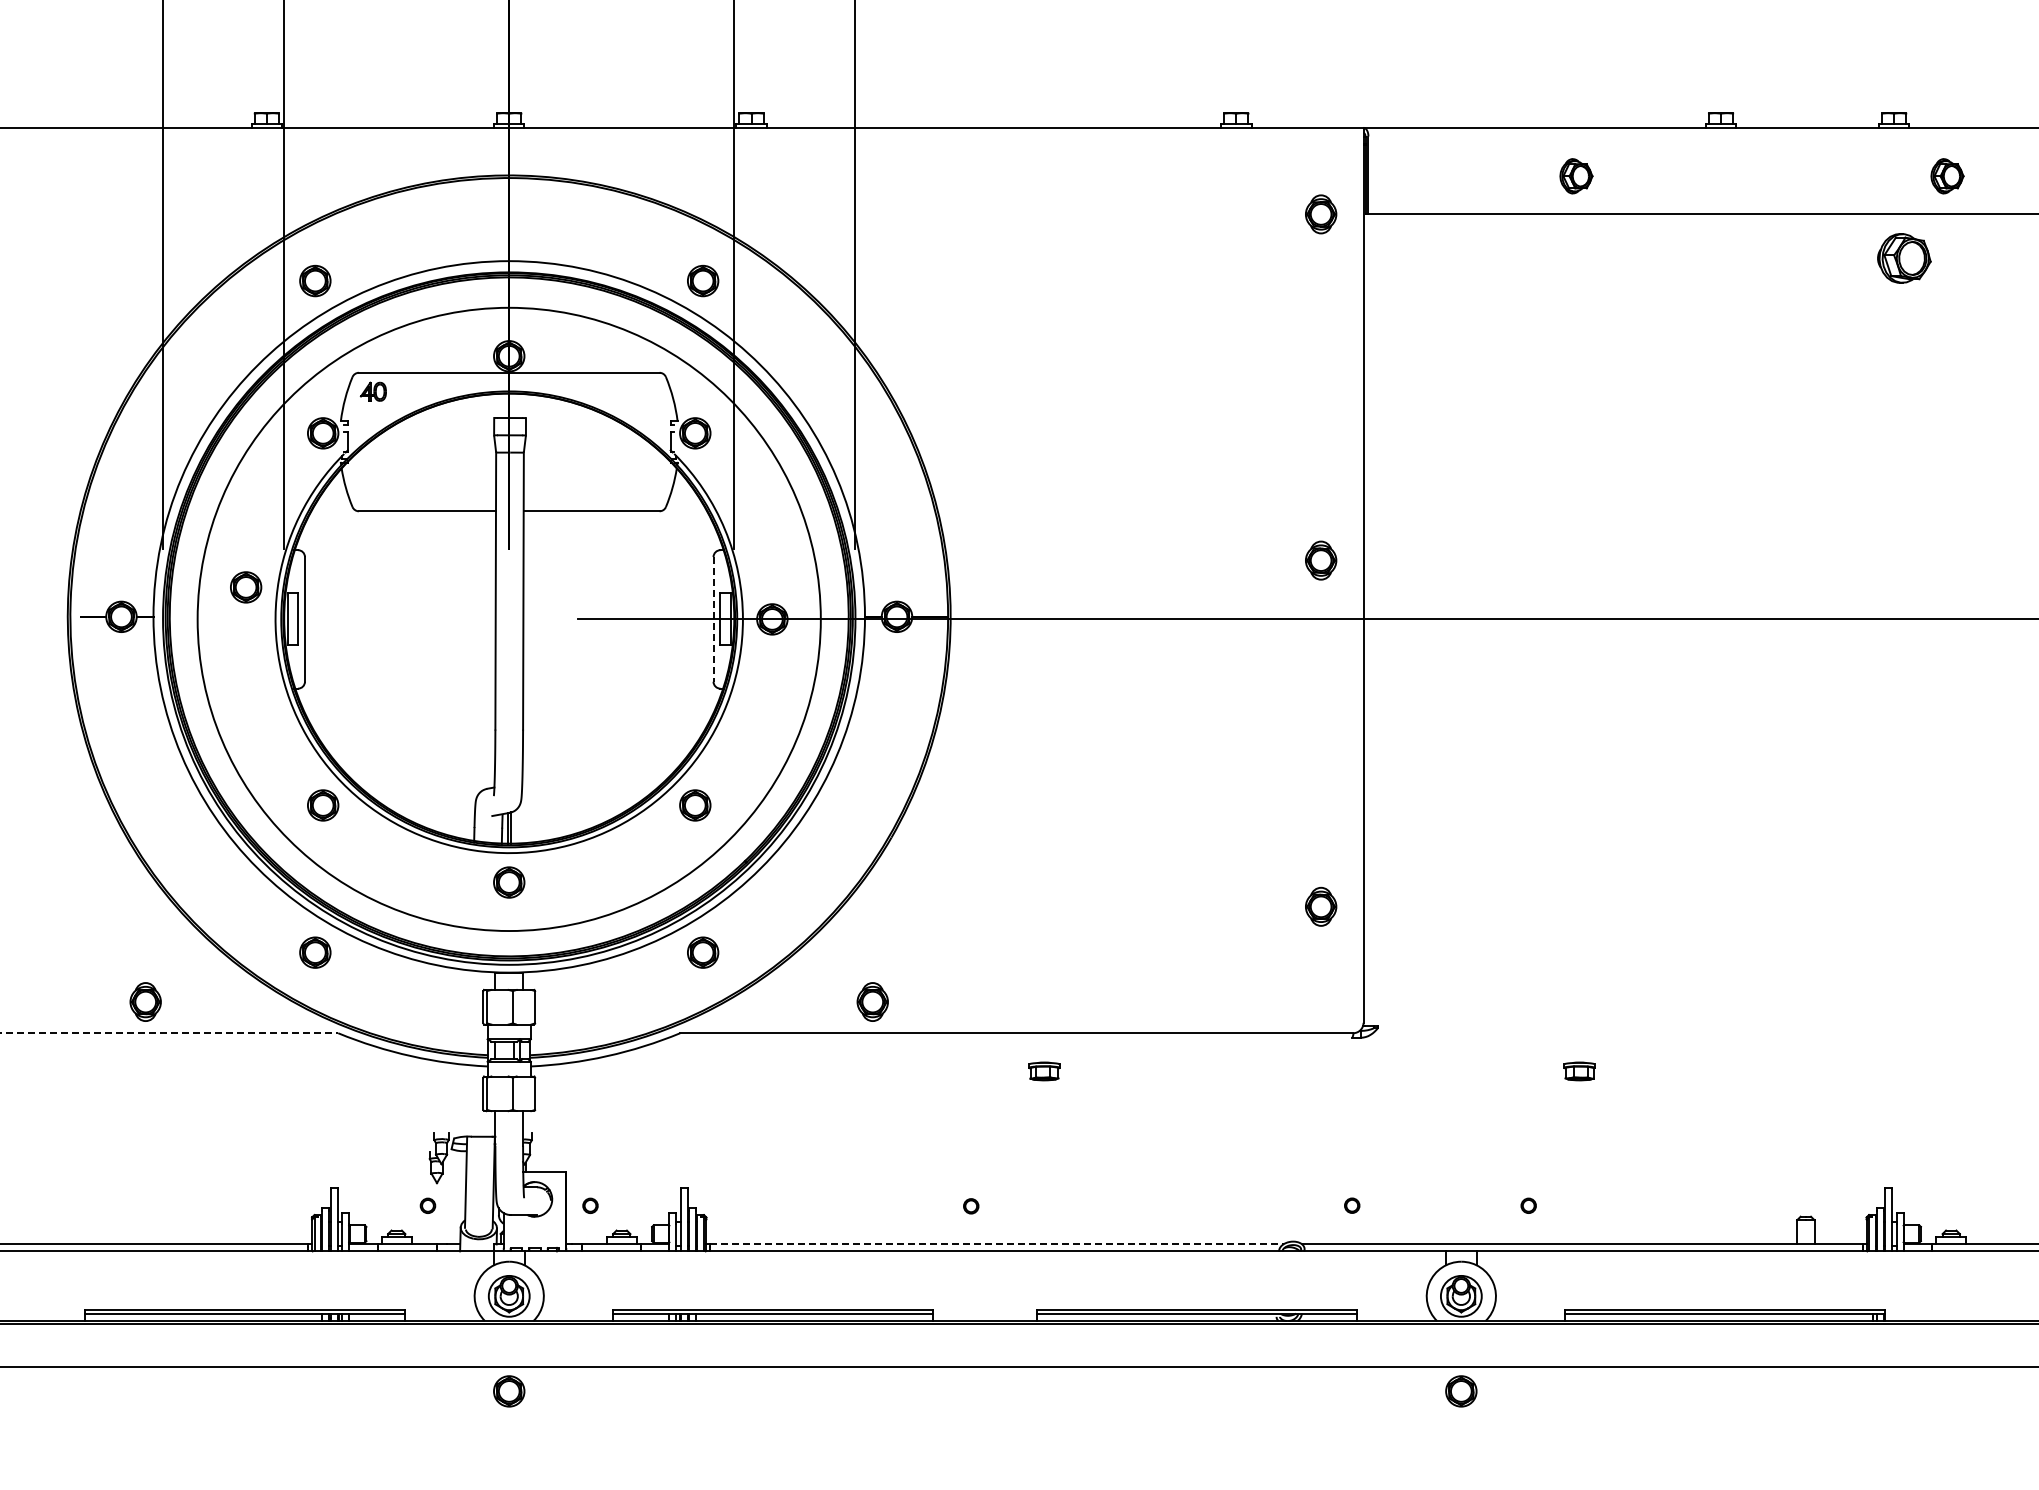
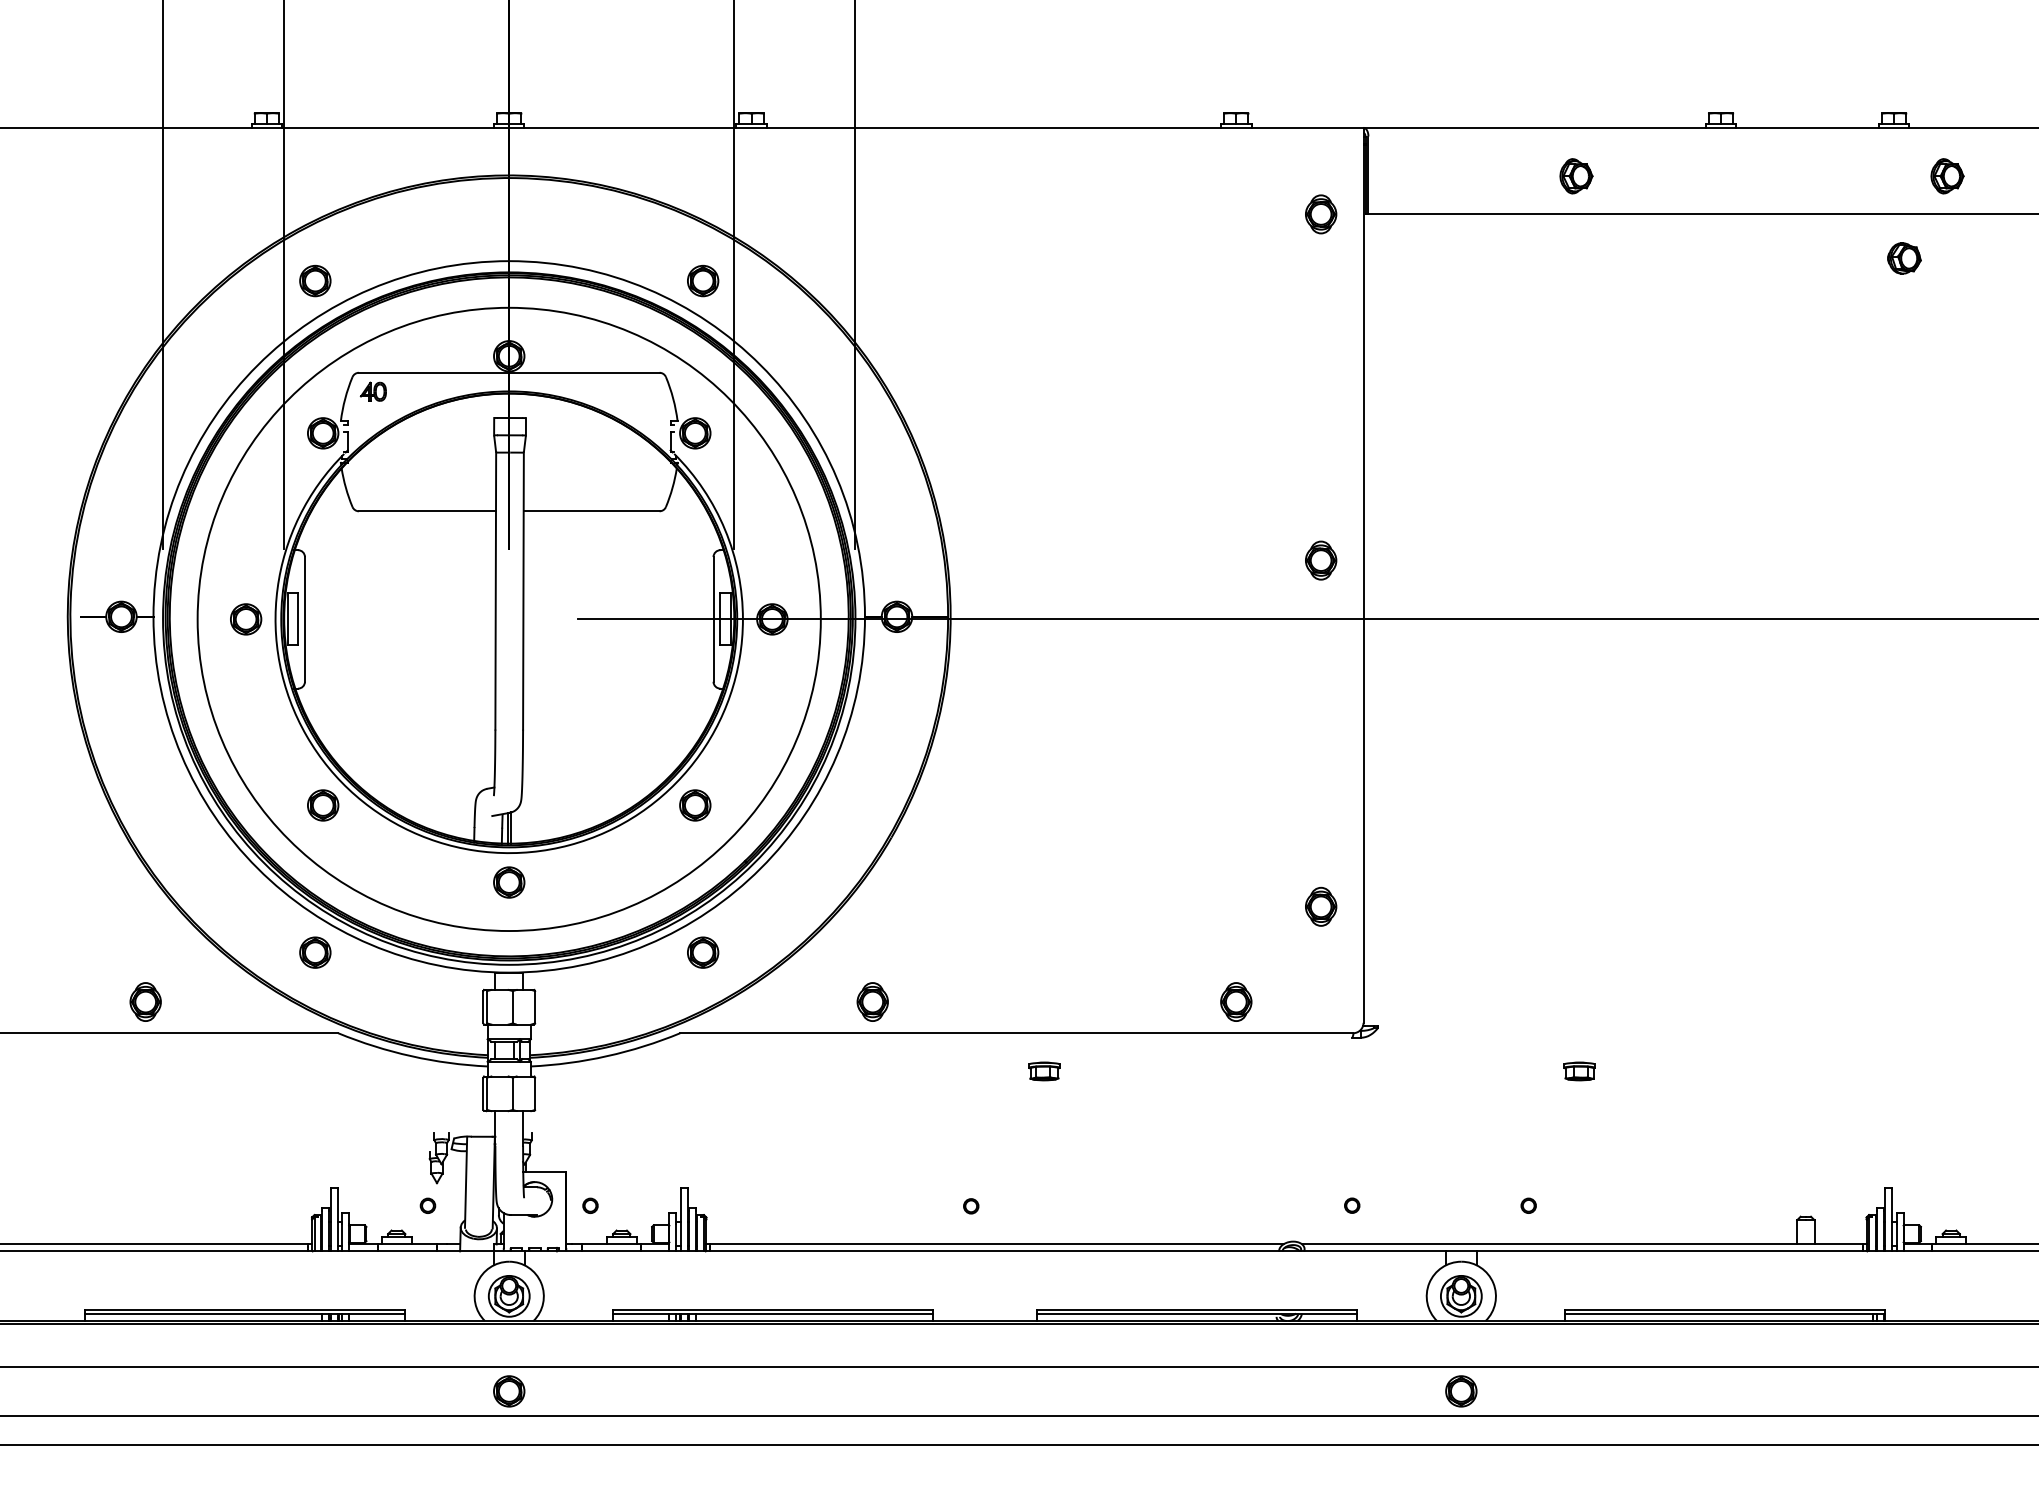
part size: 55x51 px -> 35x33 px (1904, 258)
part position: (246, 587) -> (246, 619) (246, 619)
line: dashed -> solid (713, 619)
part: none -> present (1236, 1001)
line: dashed -> solid (169, 1033)
line: dashed -> solid (996, 1244)
line: none -> present (1018, 1415)
line: none -> present (1018, 1445)
